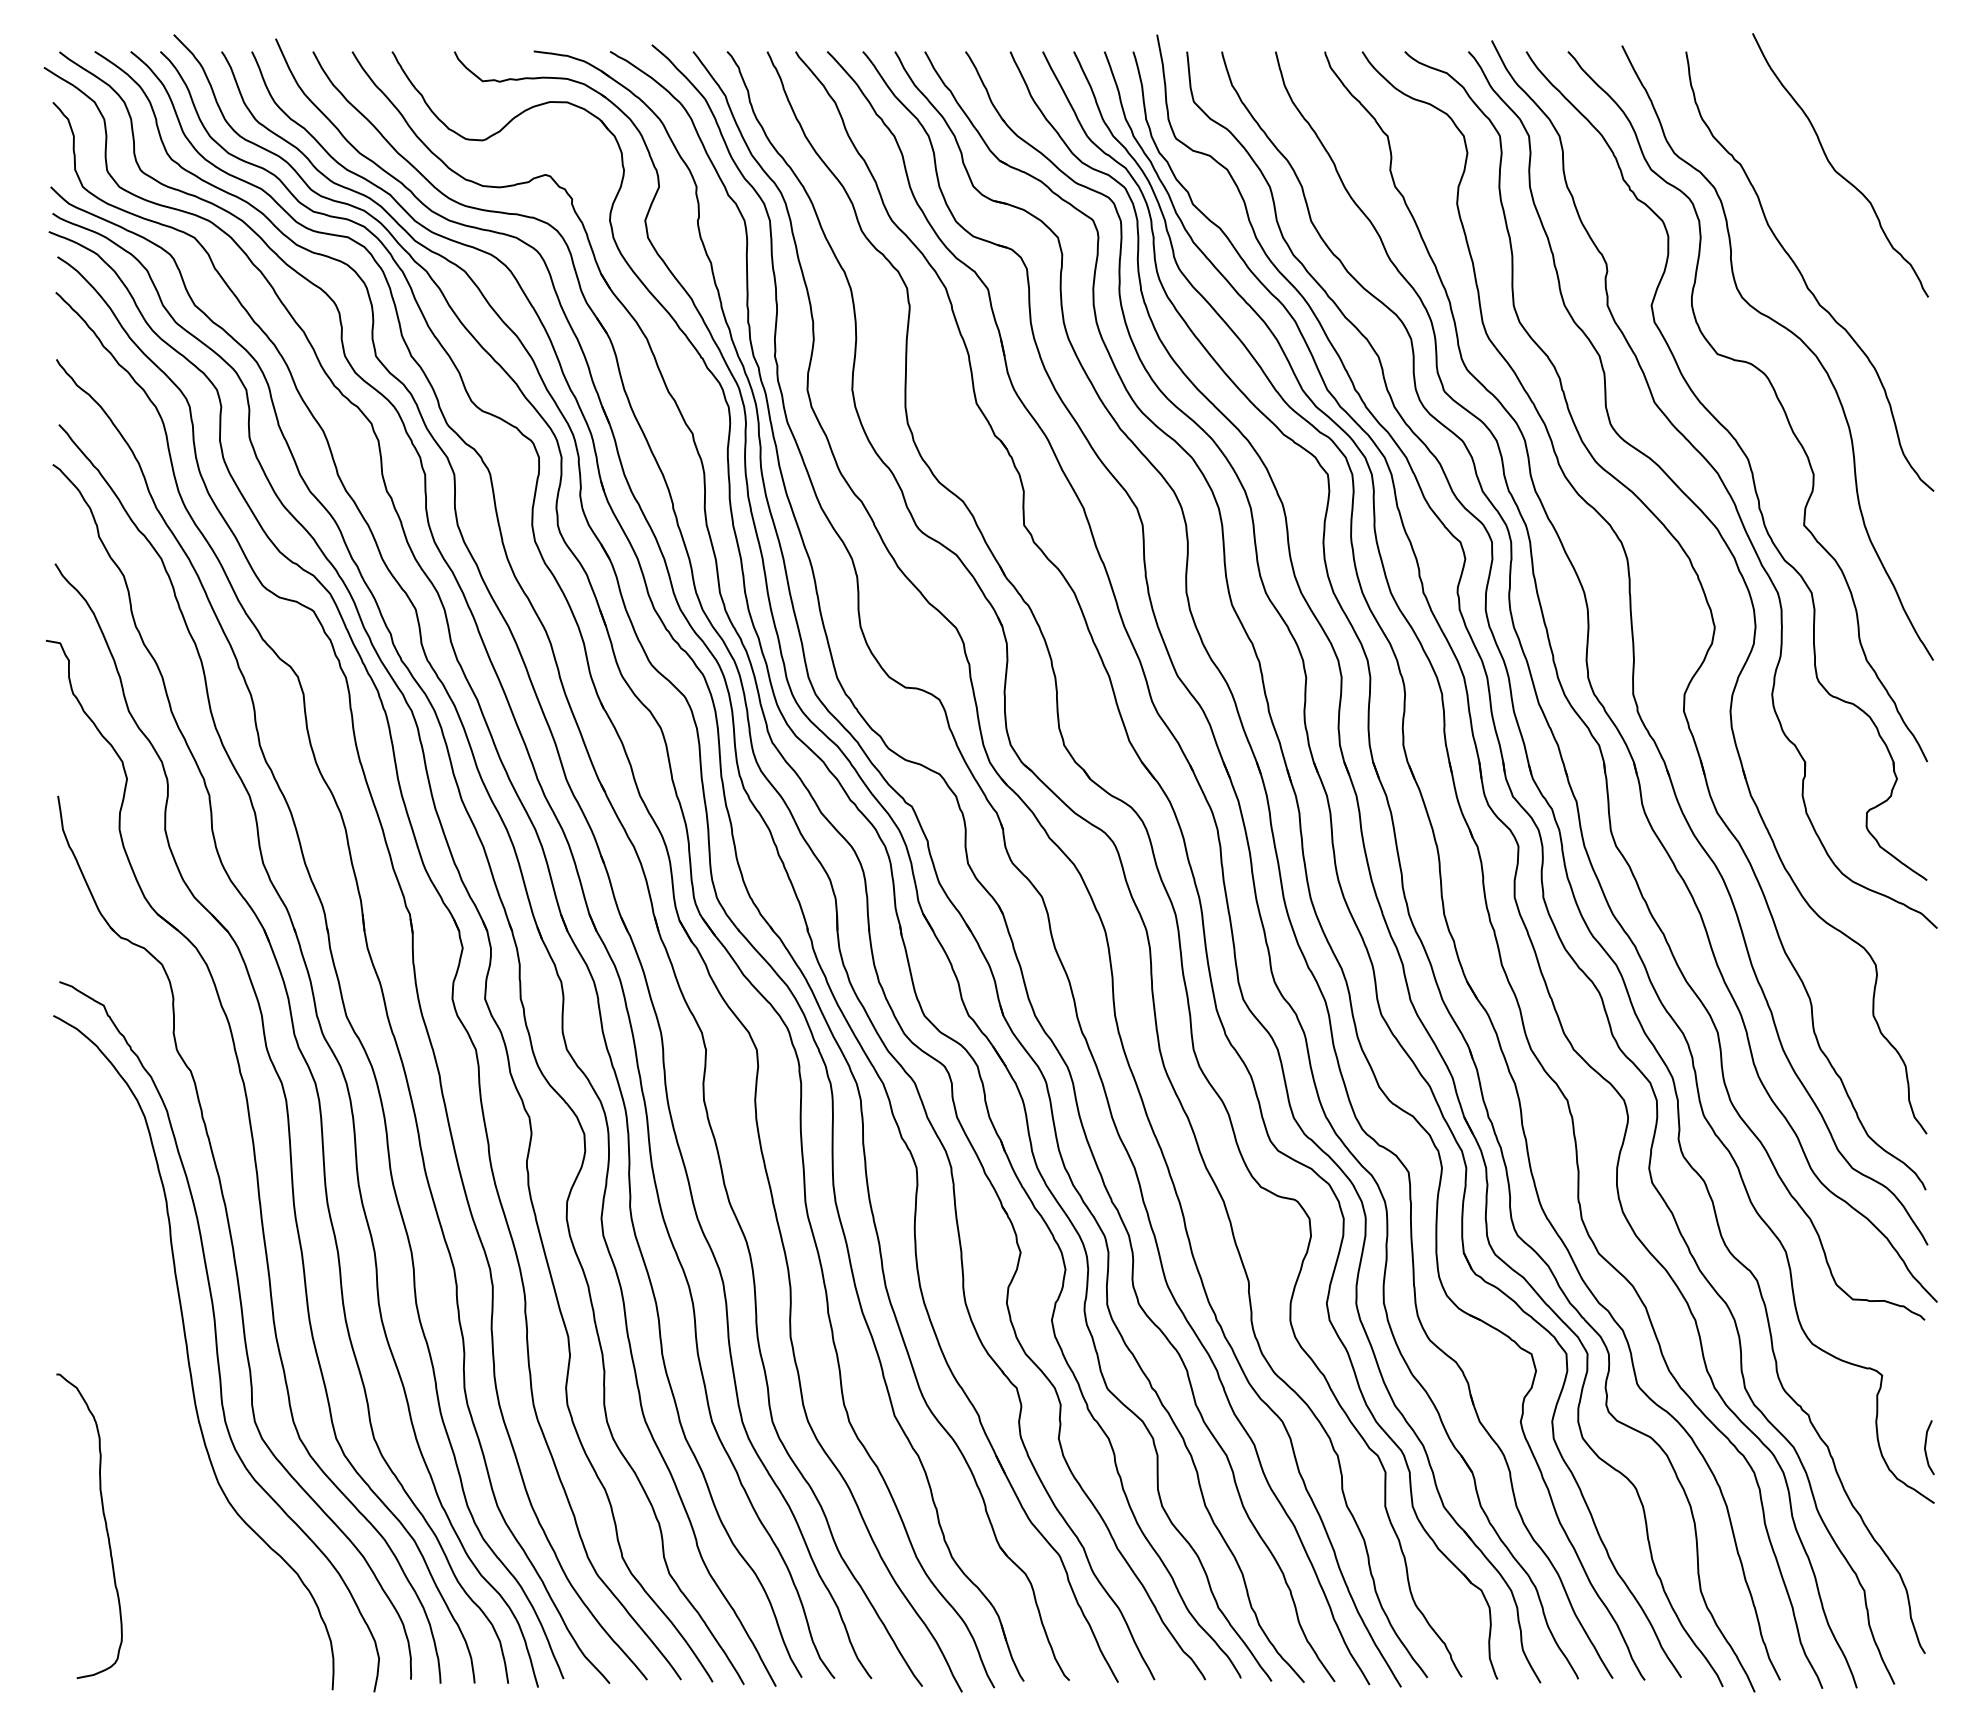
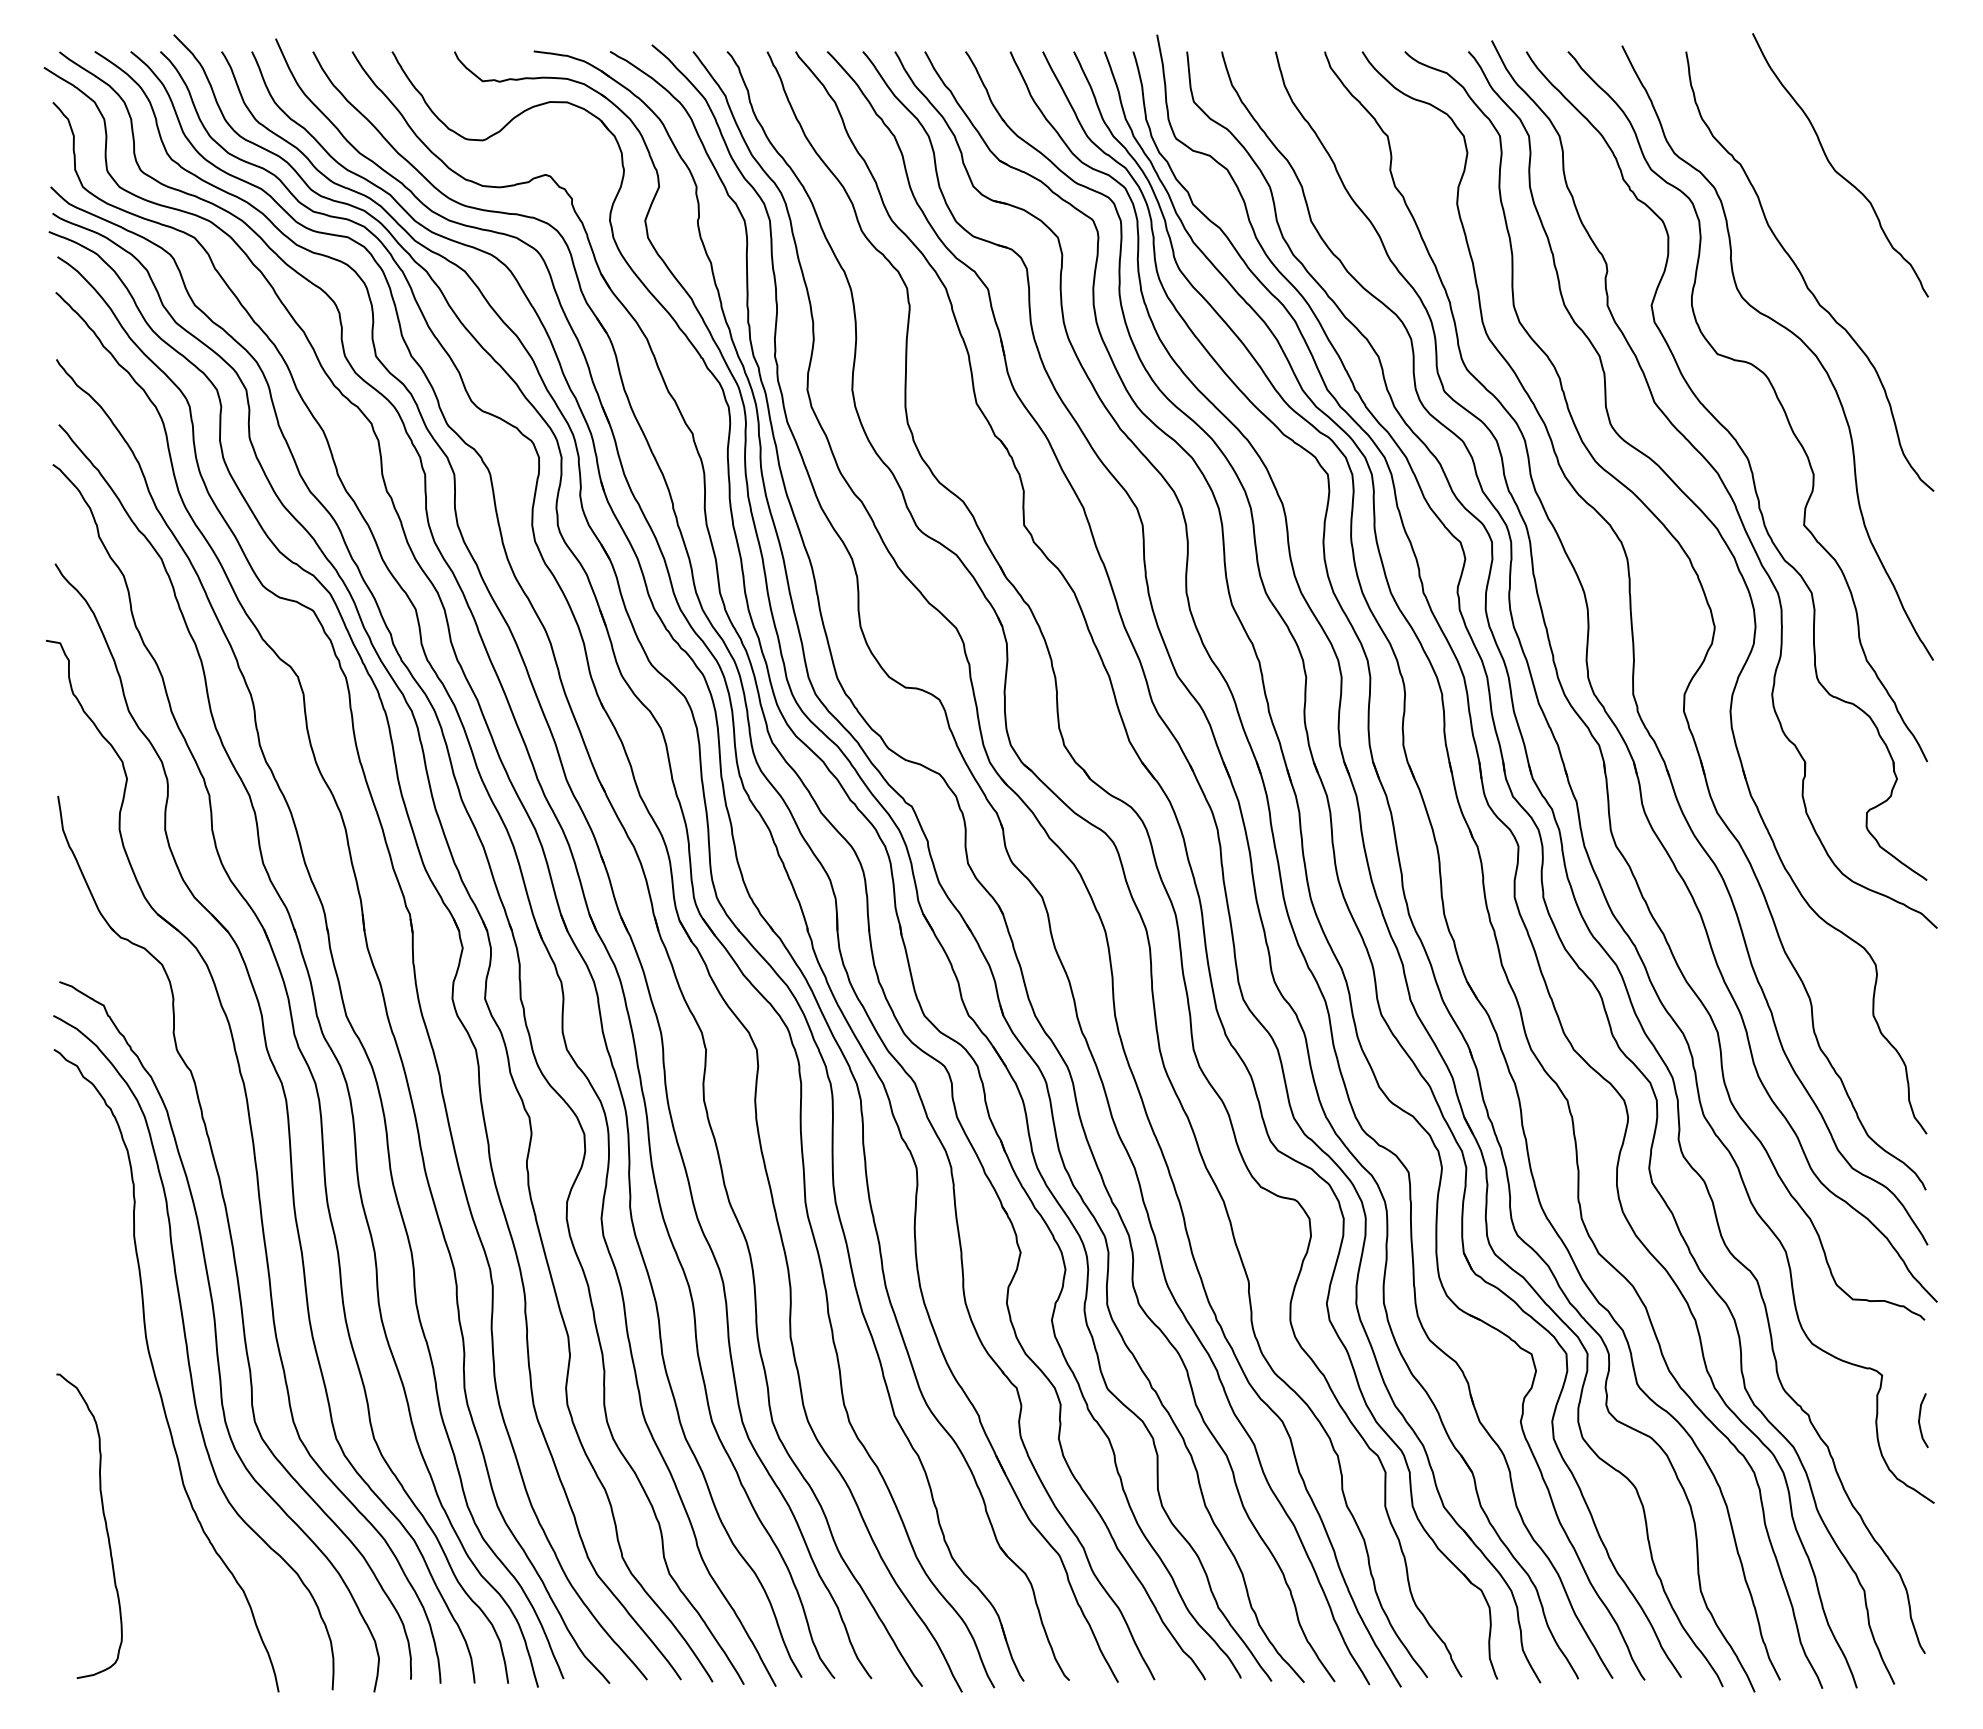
curve: none -> present (155, 1372)
curve position: (1926, 1446) -> (1920, 1419) (1920, 1419)
